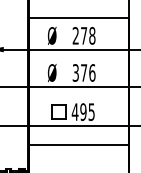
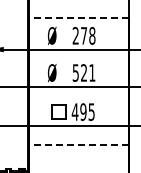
line: solid -> dashed (78, 18)
text: 376 -> 521 (84, 72)
line: solid -> dashed (78, 145)
